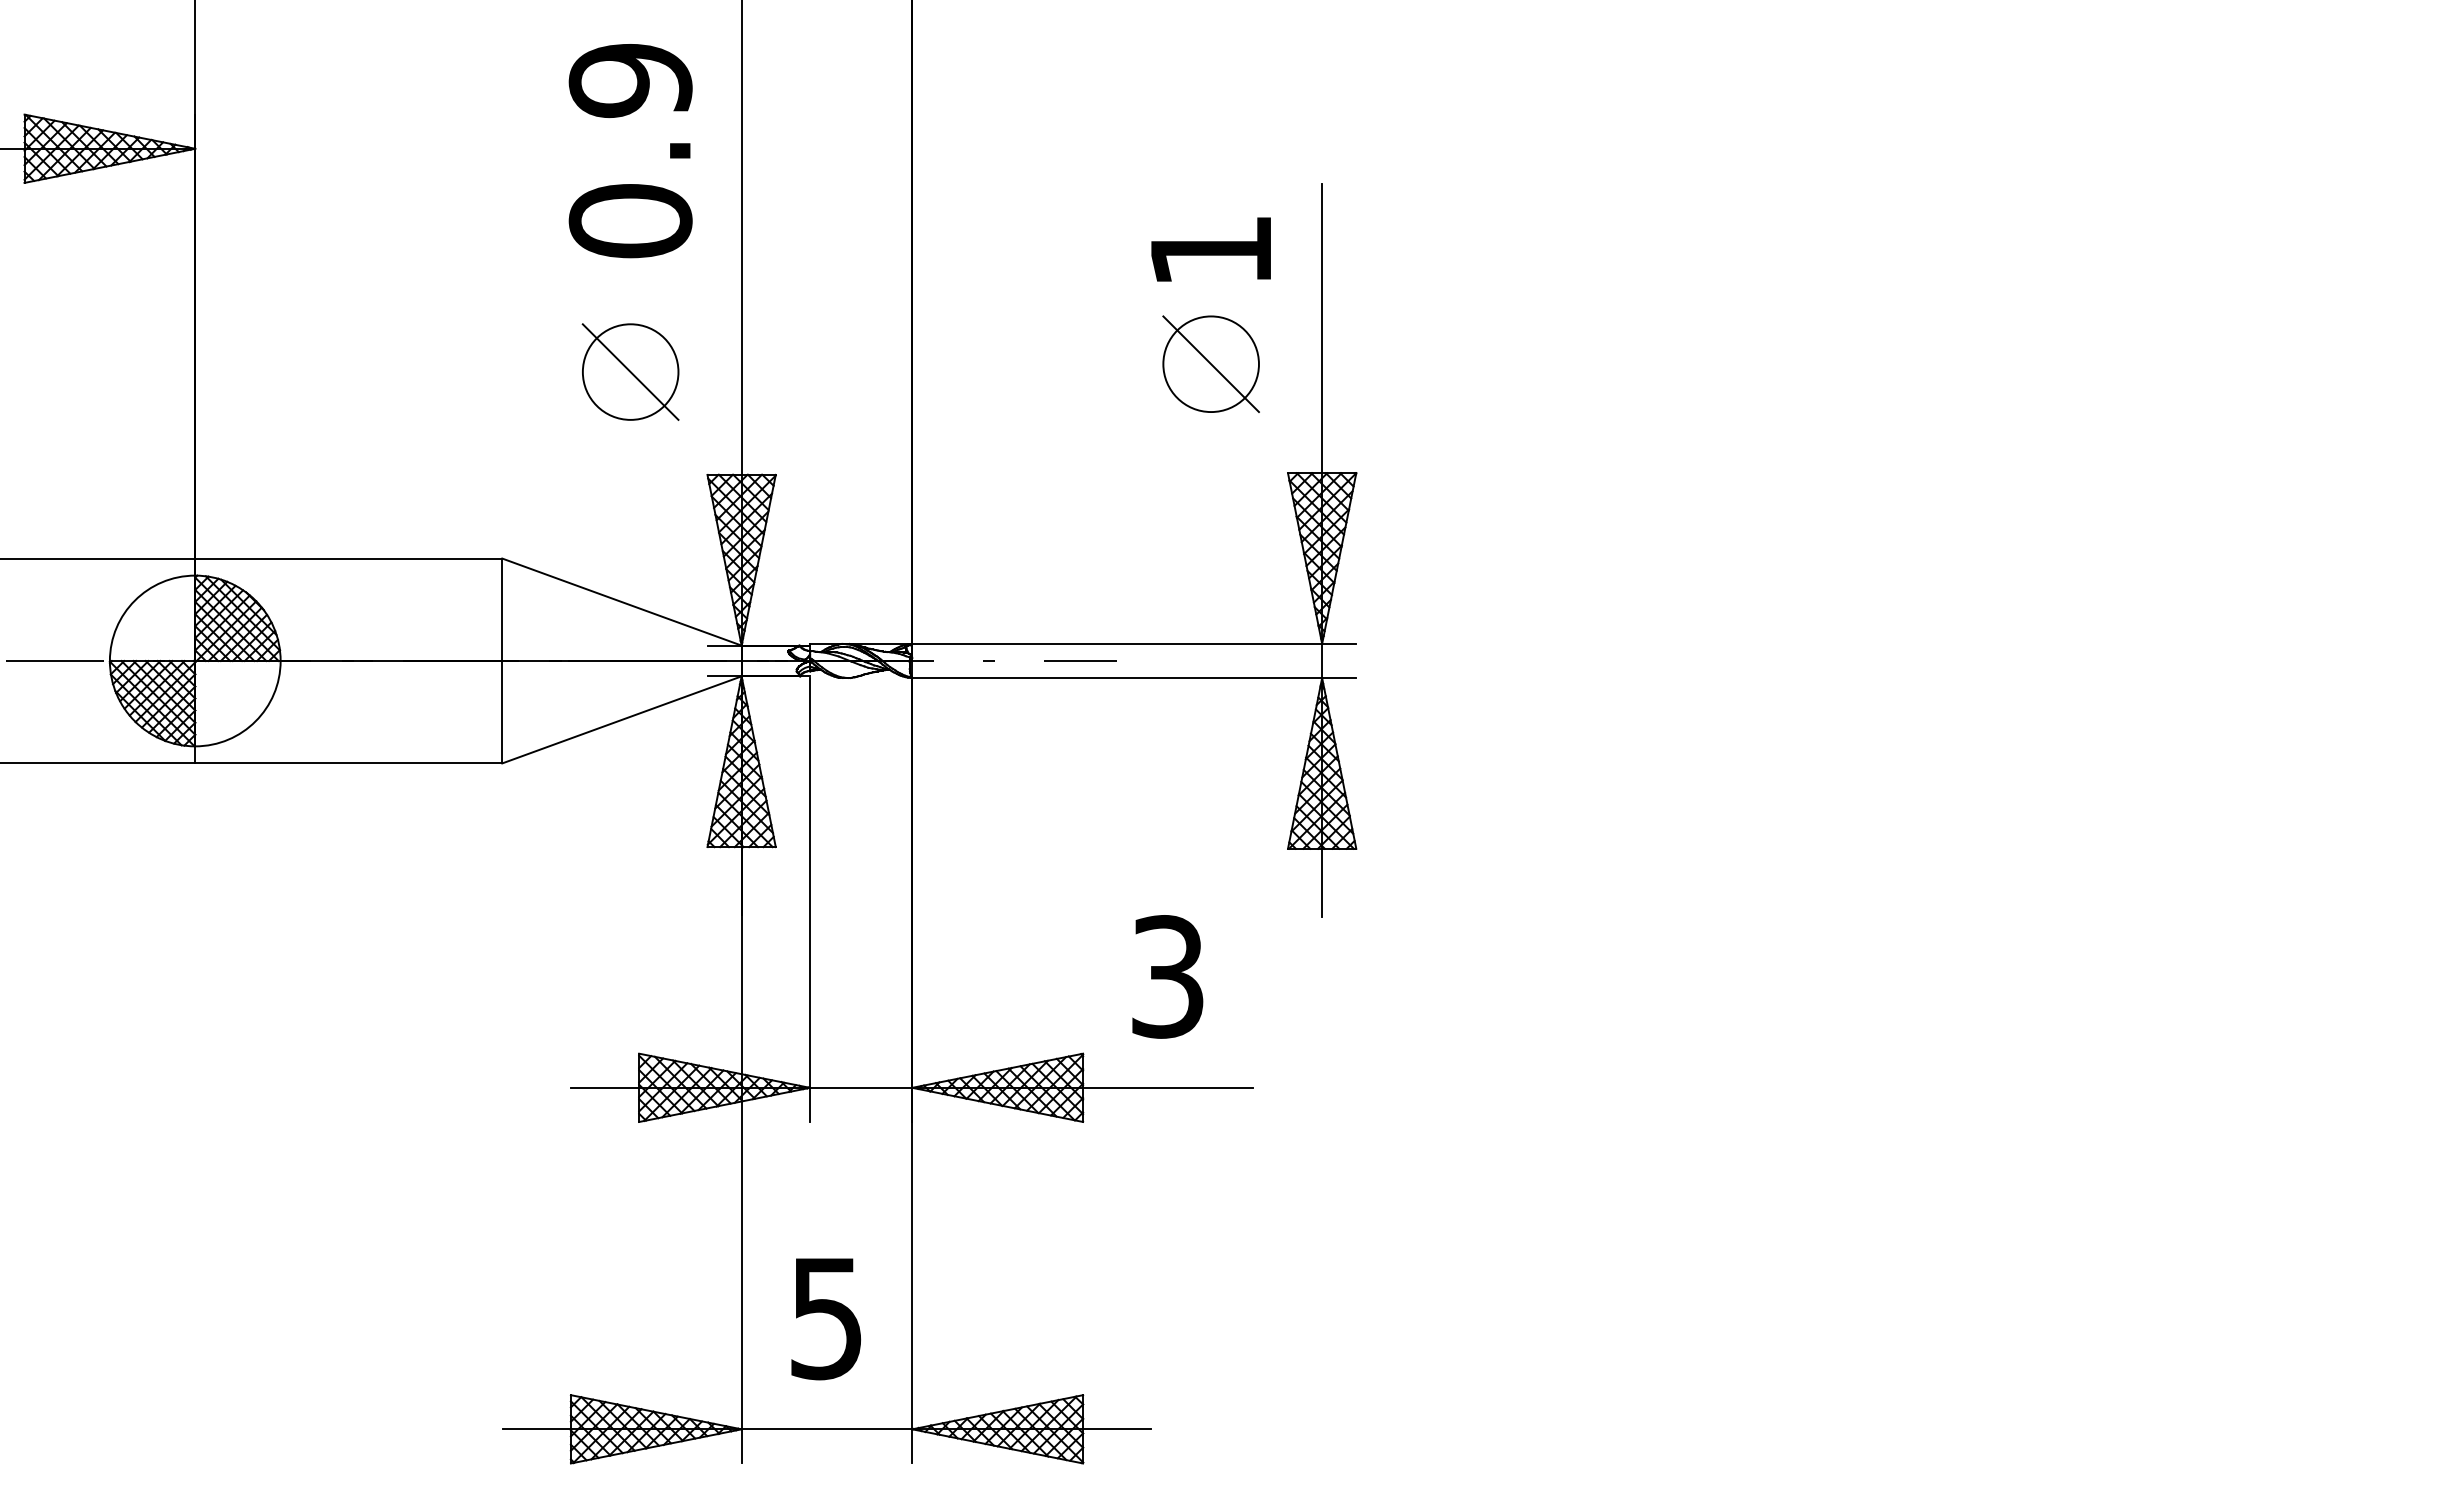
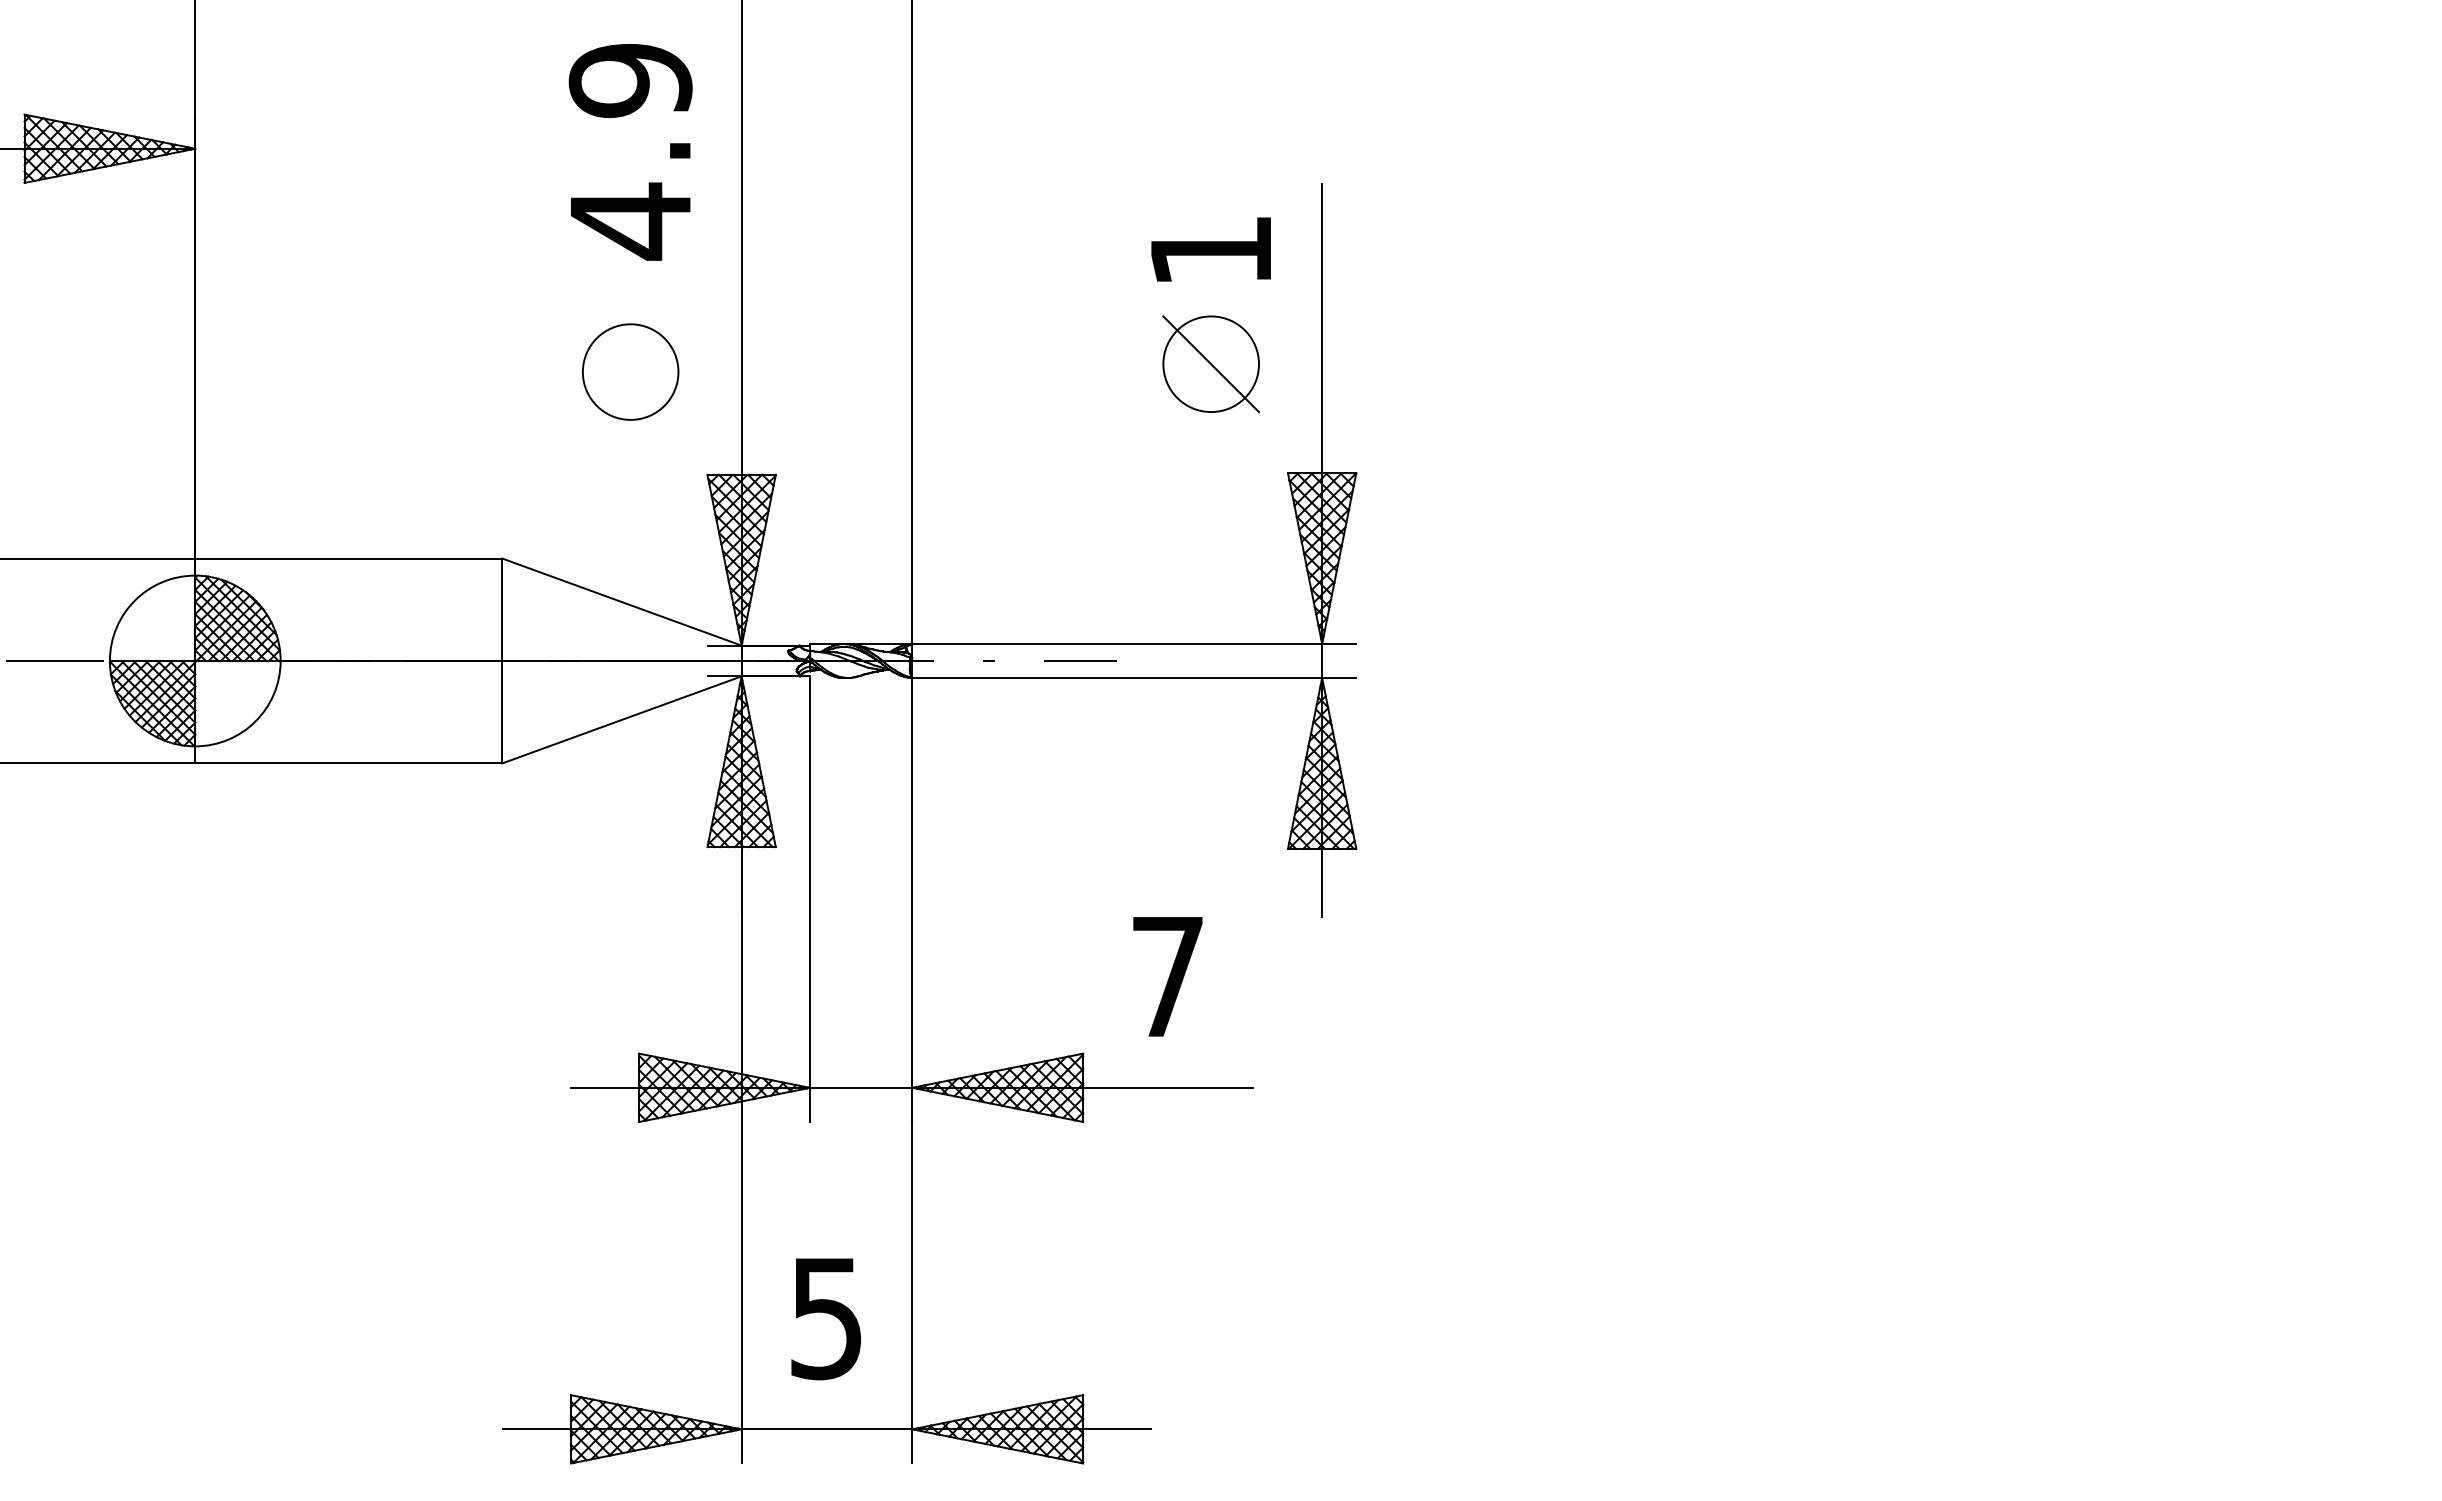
text: 0.9 -> 4.9 (630, 221)
line: present -> none (630, 371)
text: 3 -> 7 (1167, 976)
